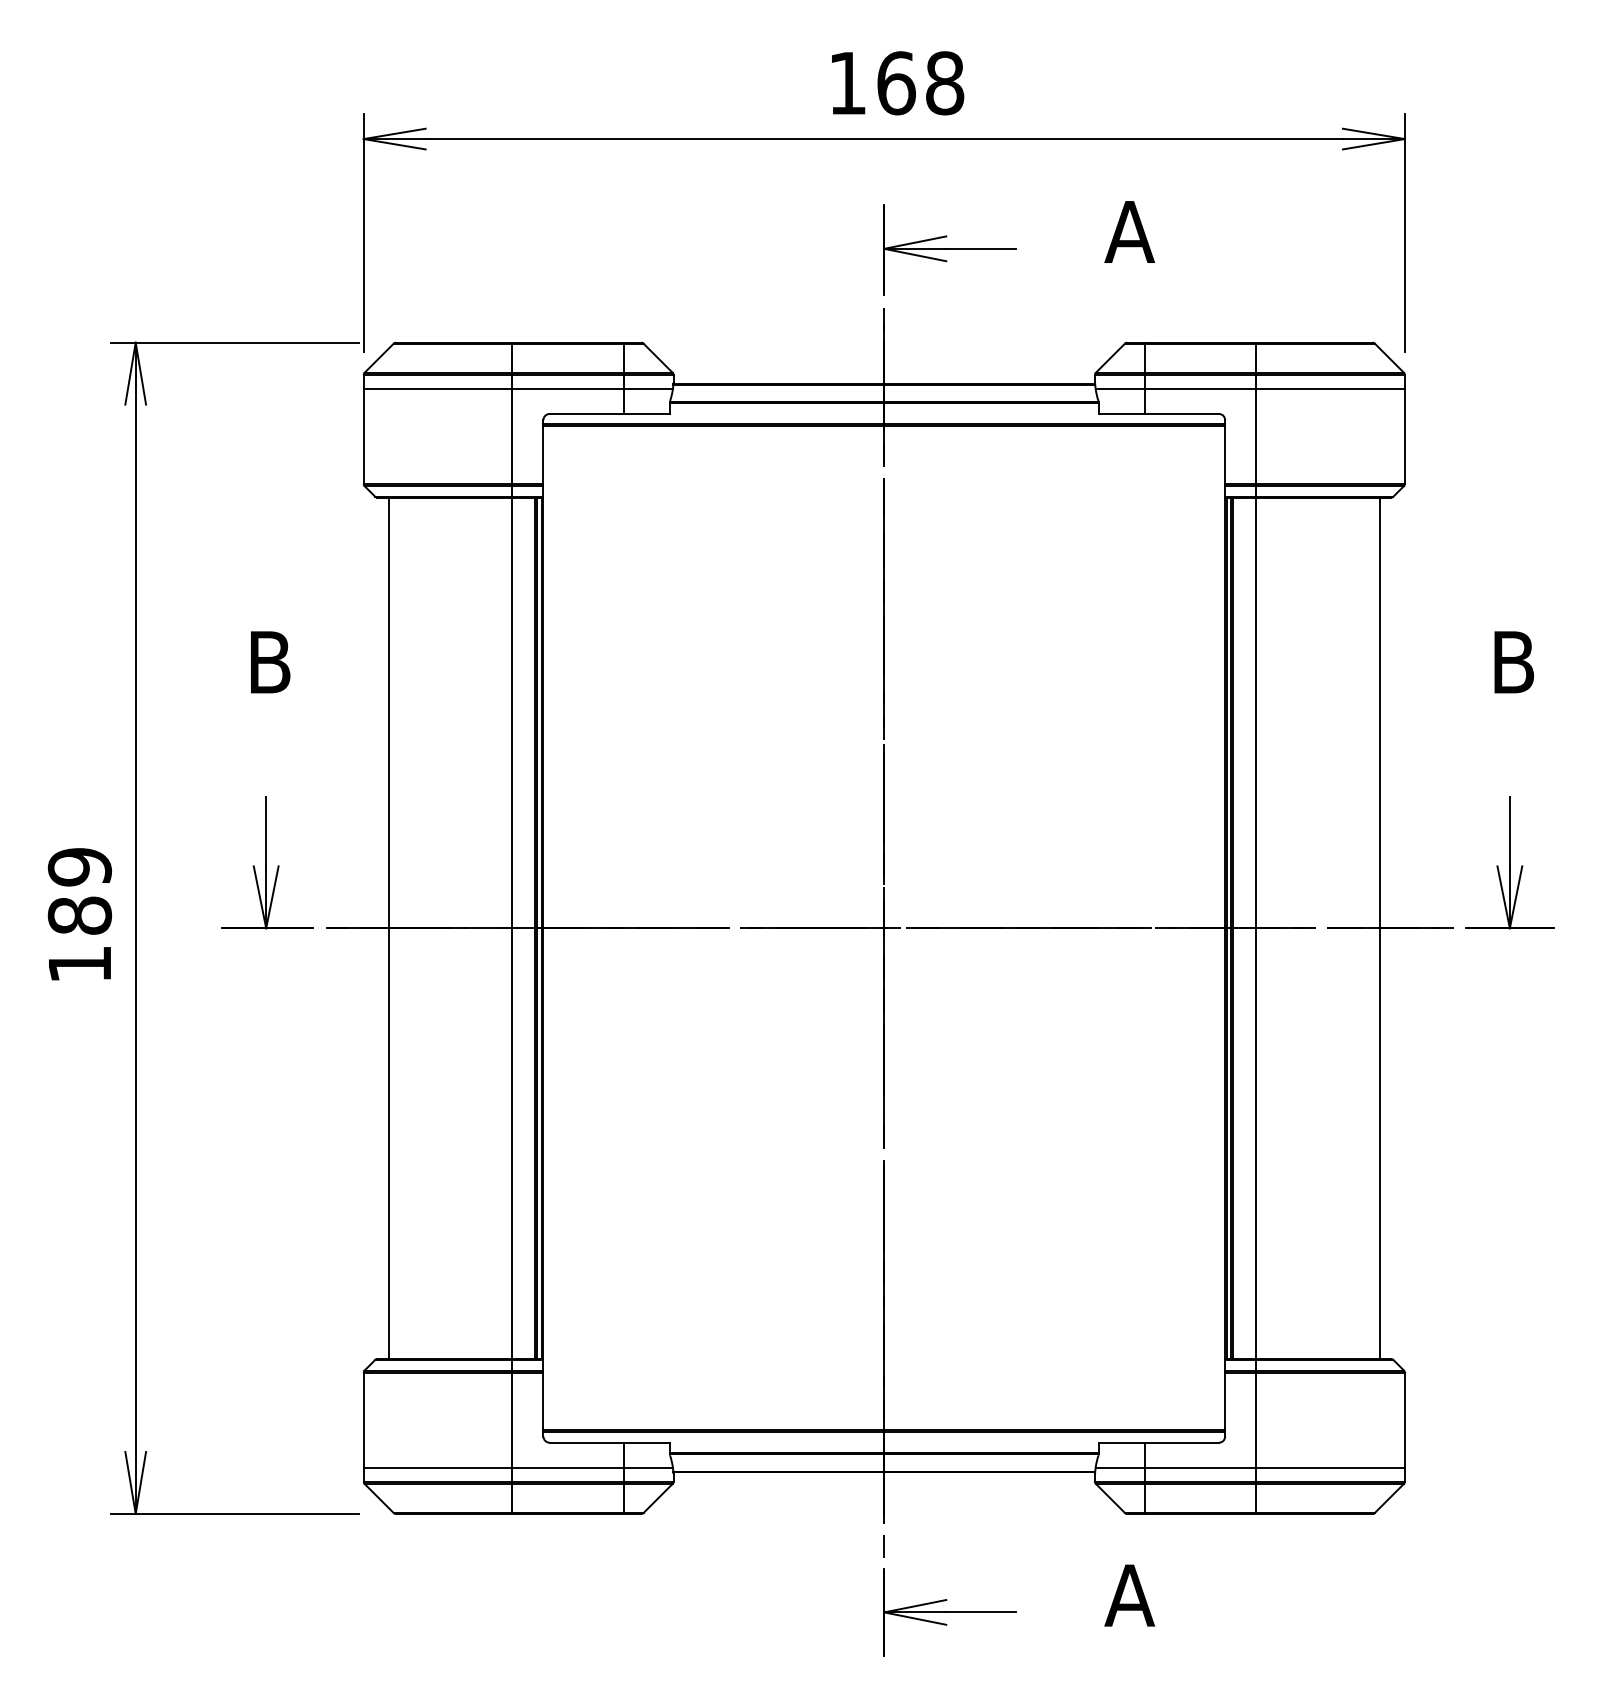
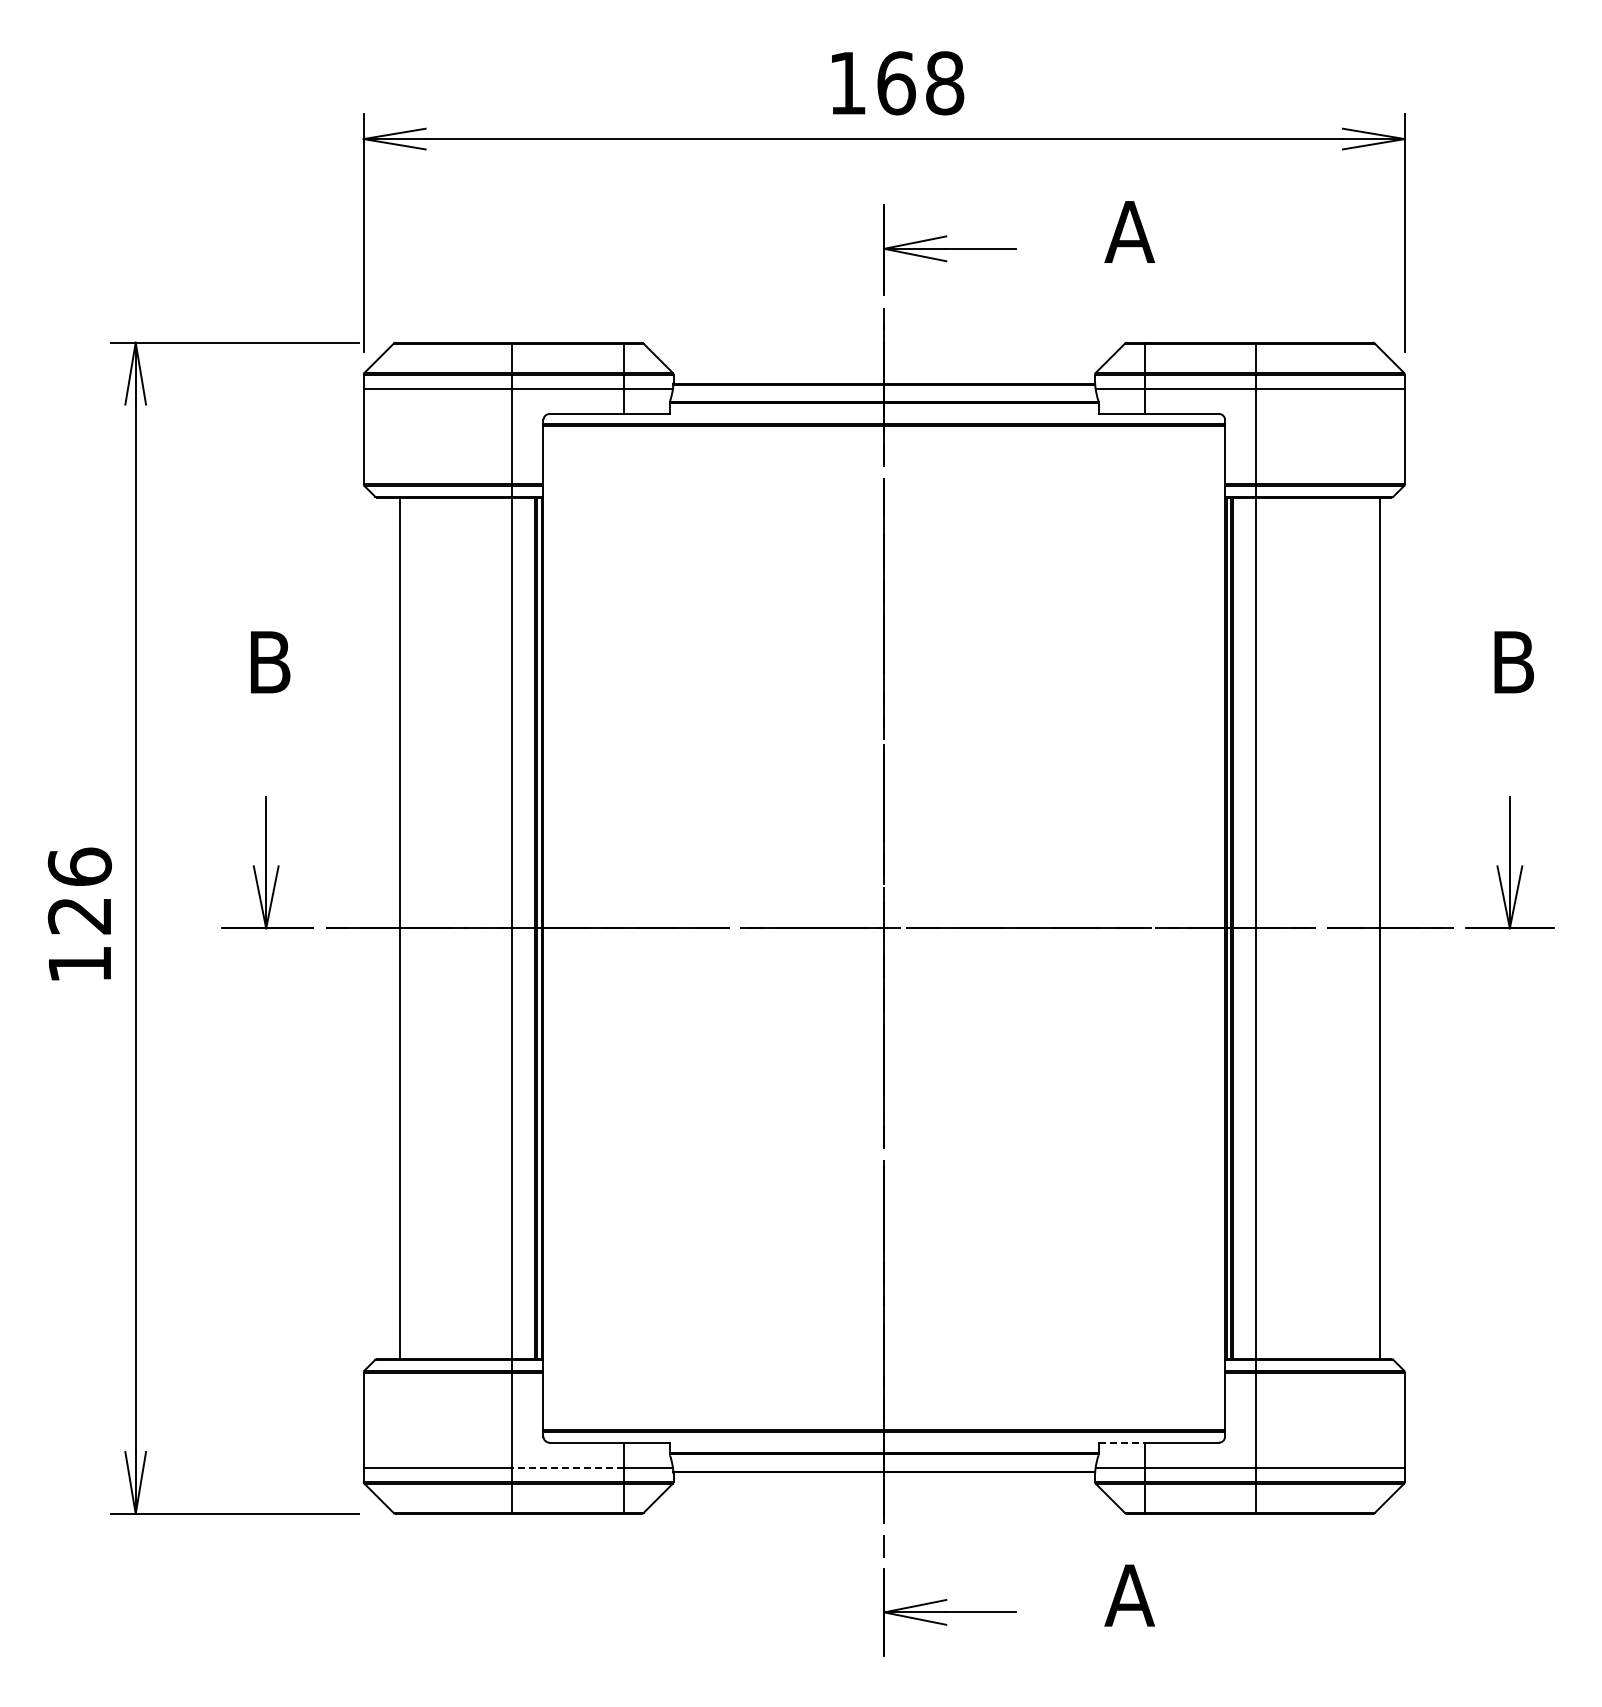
text: 189 -> 126 (79, 890)
line position: (388, 928) -> (399, 928) (399, 928)
line: solid -> dashed (1121, 1442)
line: solid -> dashed (568, 1467)
